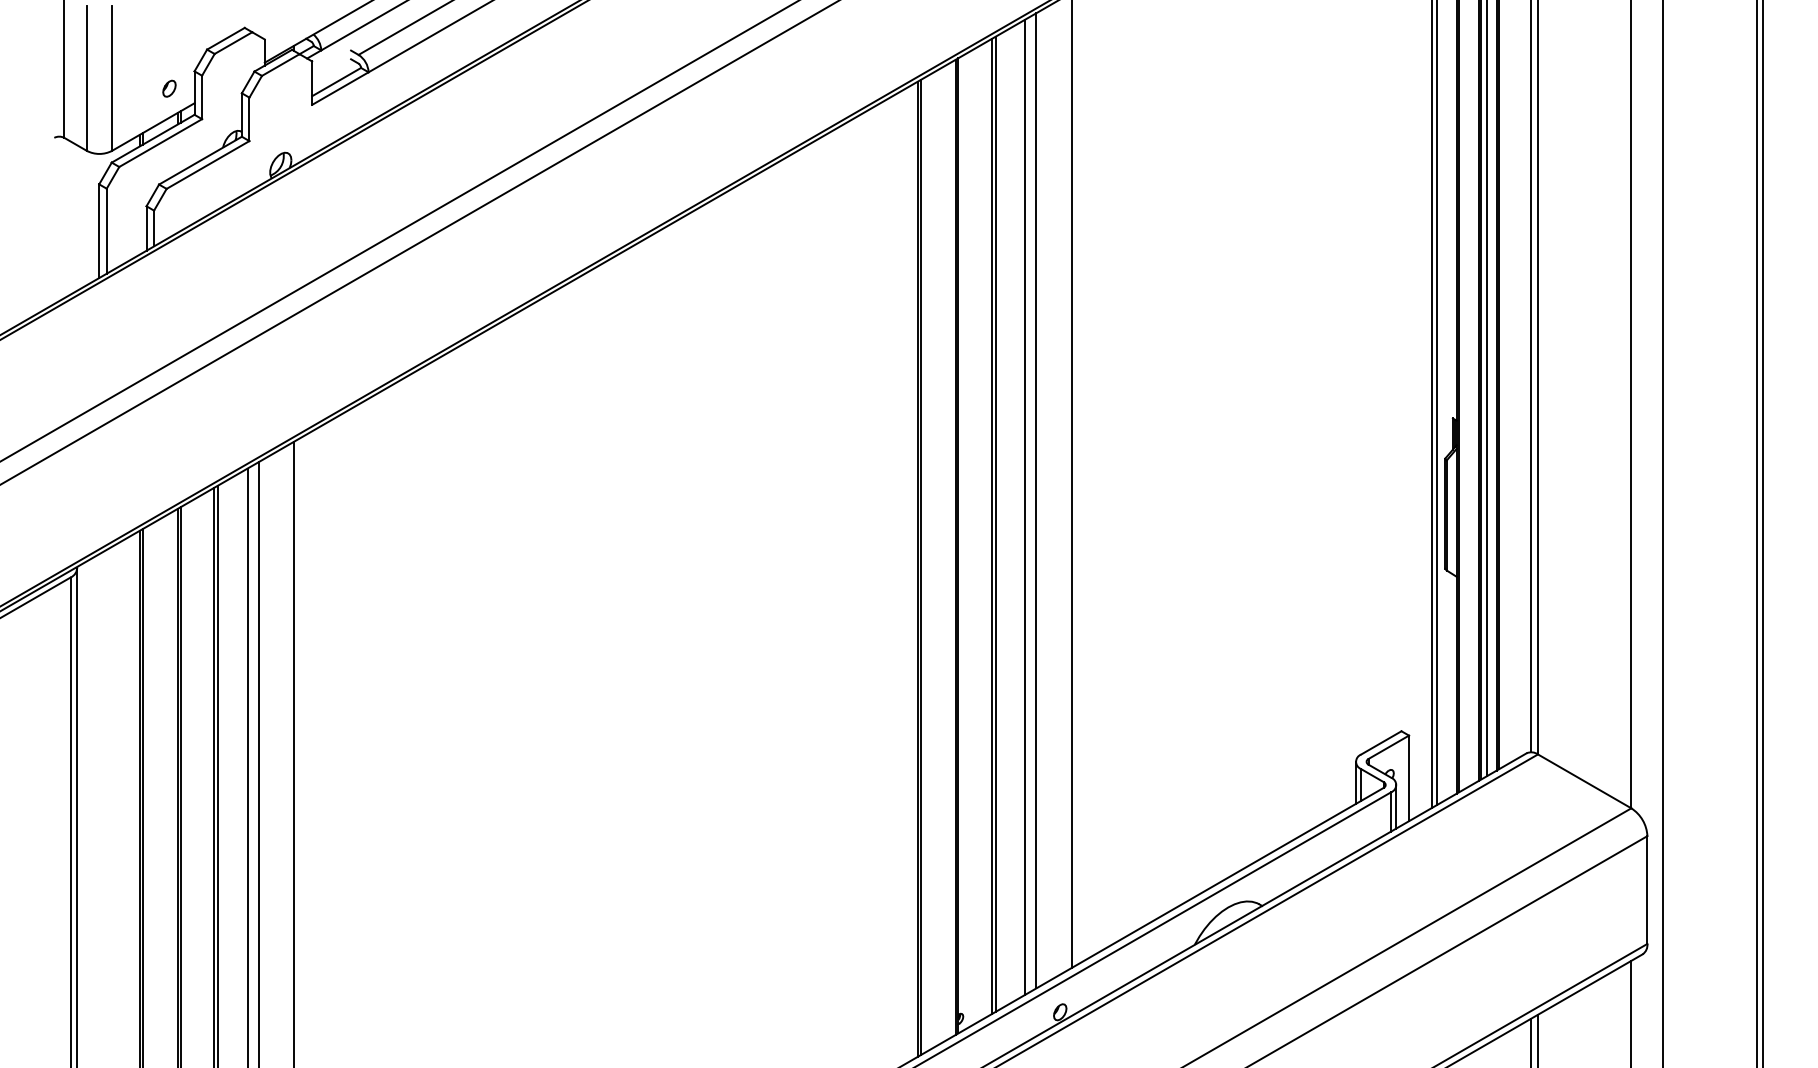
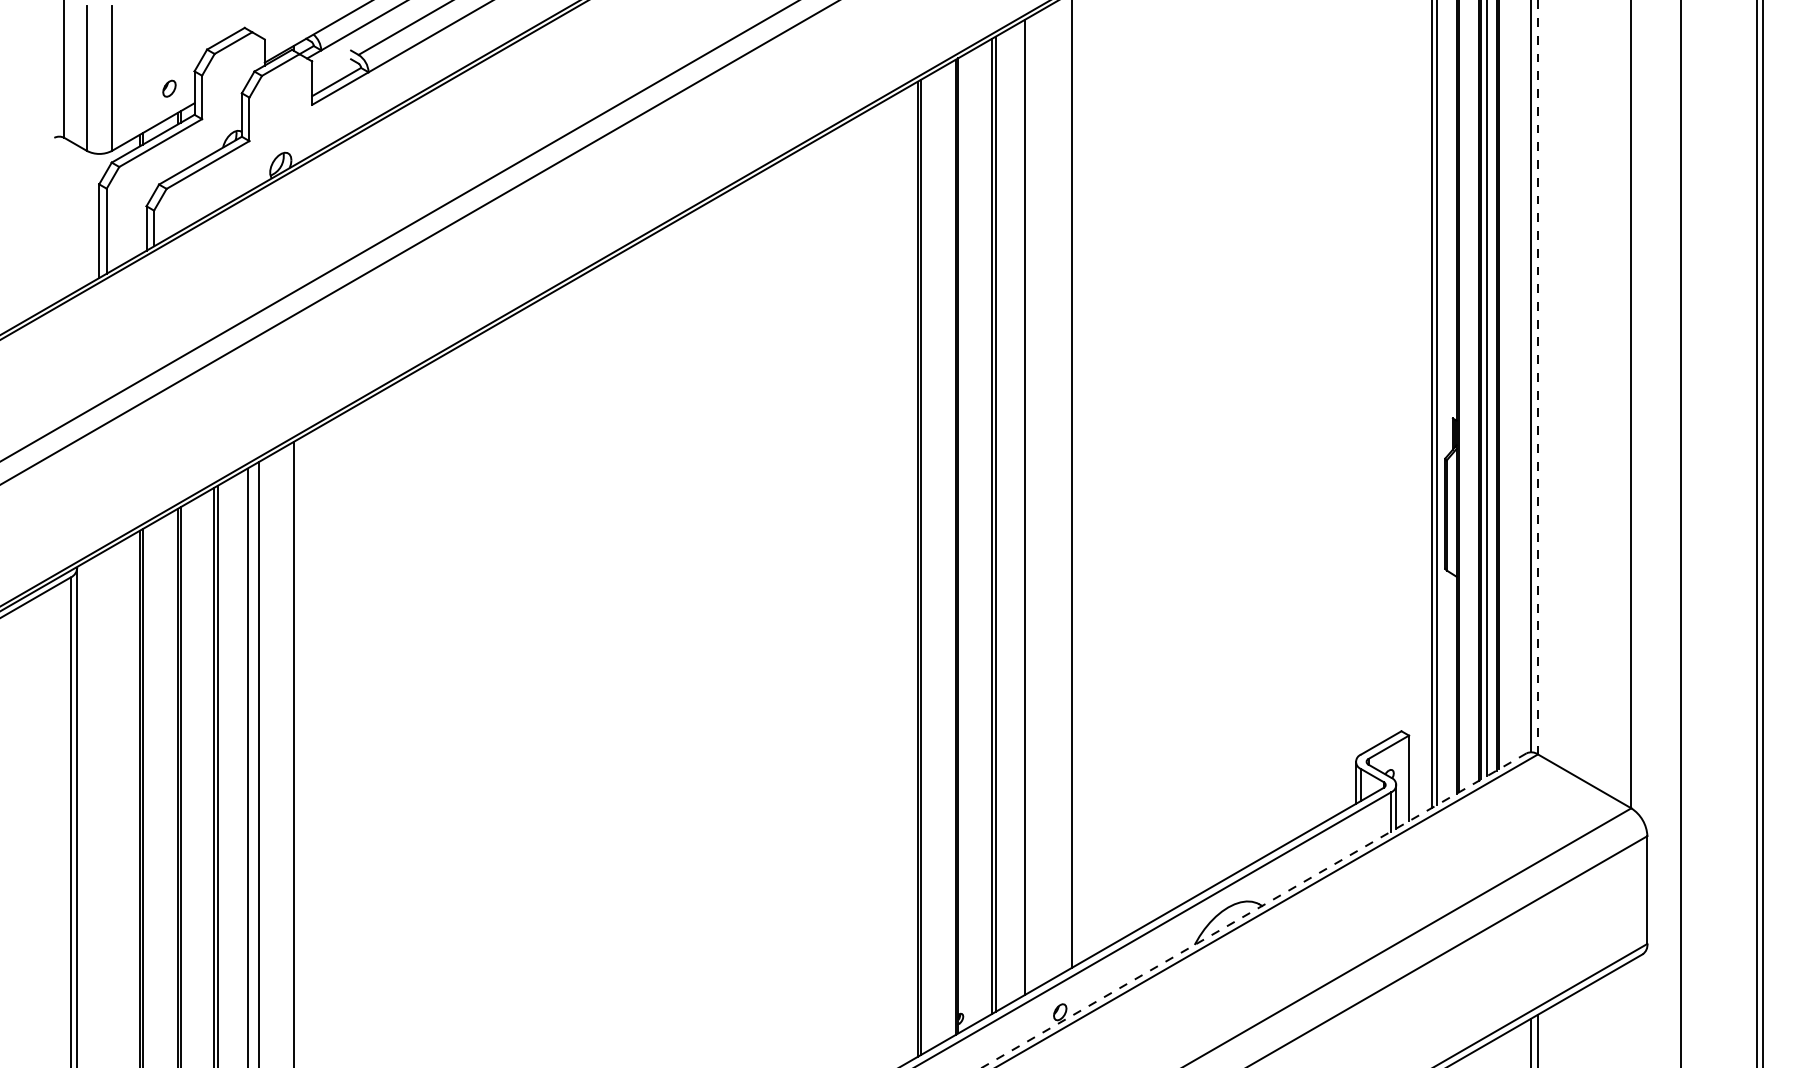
line: solid -> dashed (1538, 377)
line: present -> none (1036, 500)
line position: (1663, 533) -> (1681, 533) (1681, 533)
line: solid -> dashed (1253, 910)
line: present -> none (1631, 1012)
